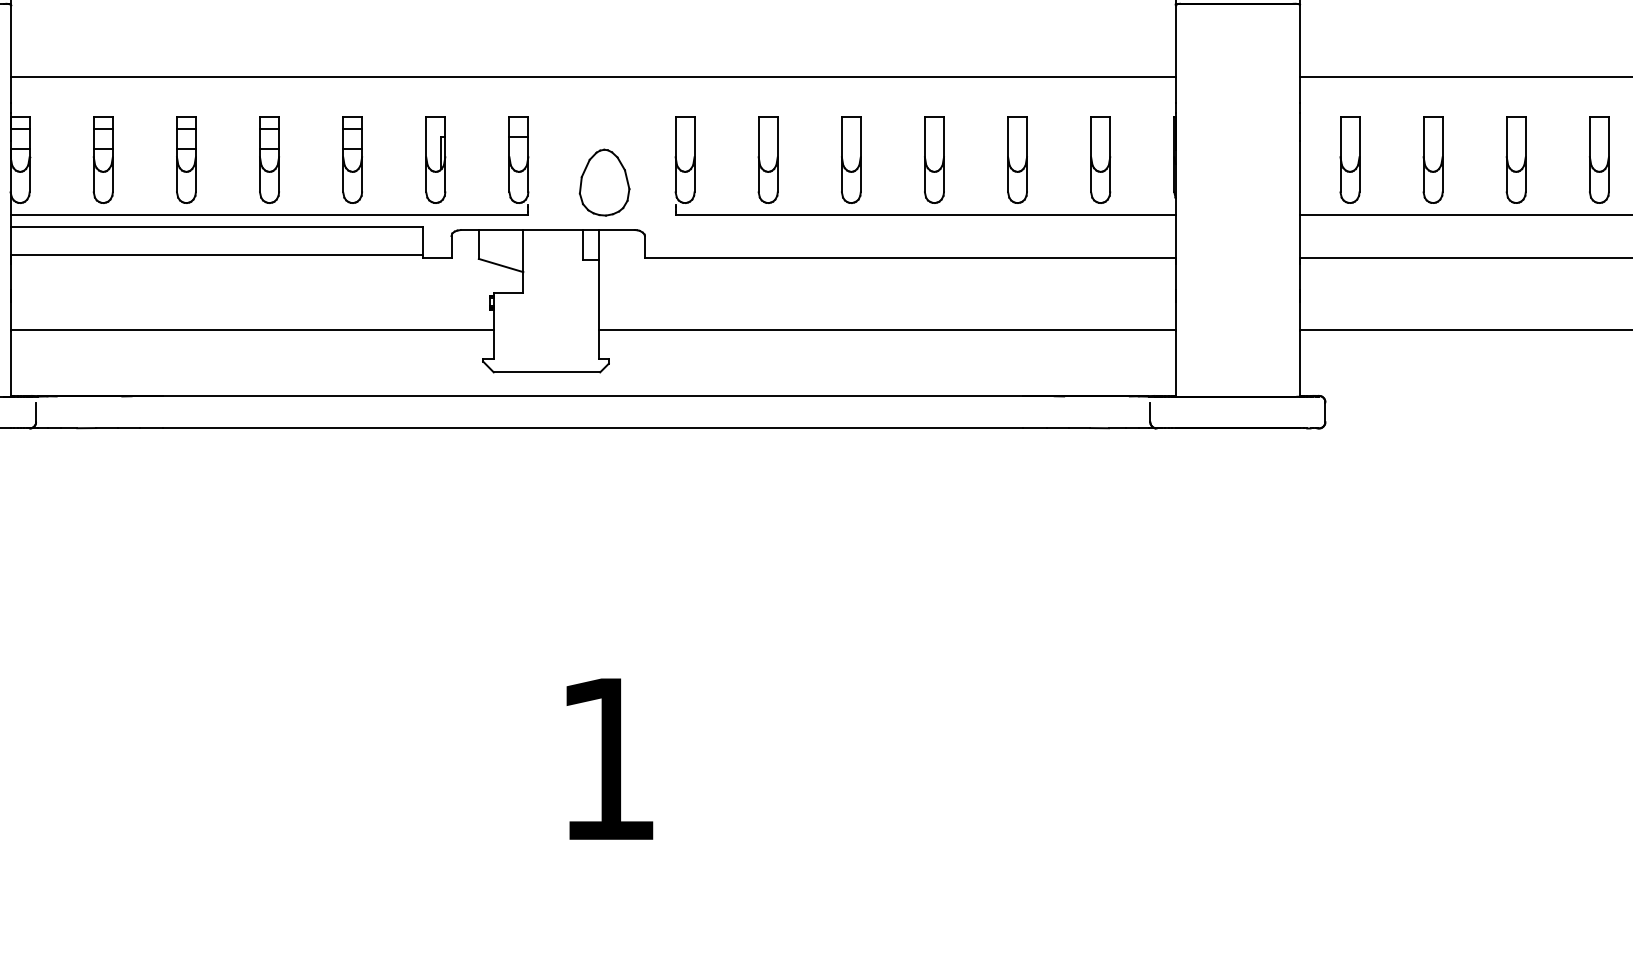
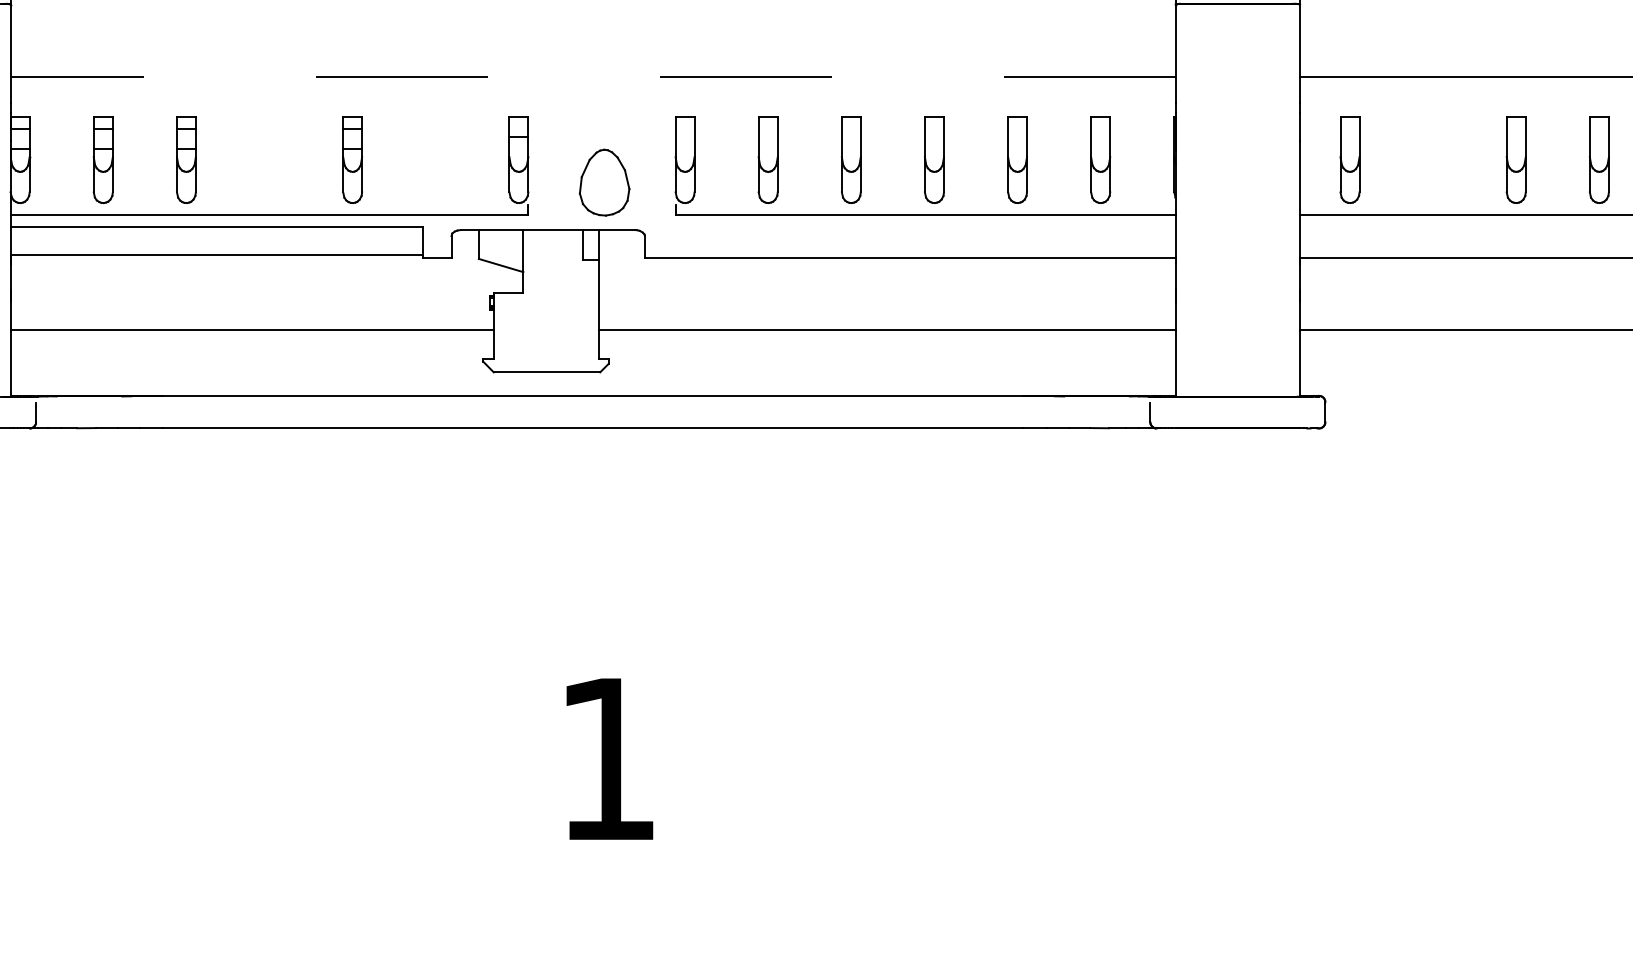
line: solid -> dashed (592, 76)
part: present -> none (269, 159)
part: present -> none (435, 159)
part: present -> none (1432, 159)
